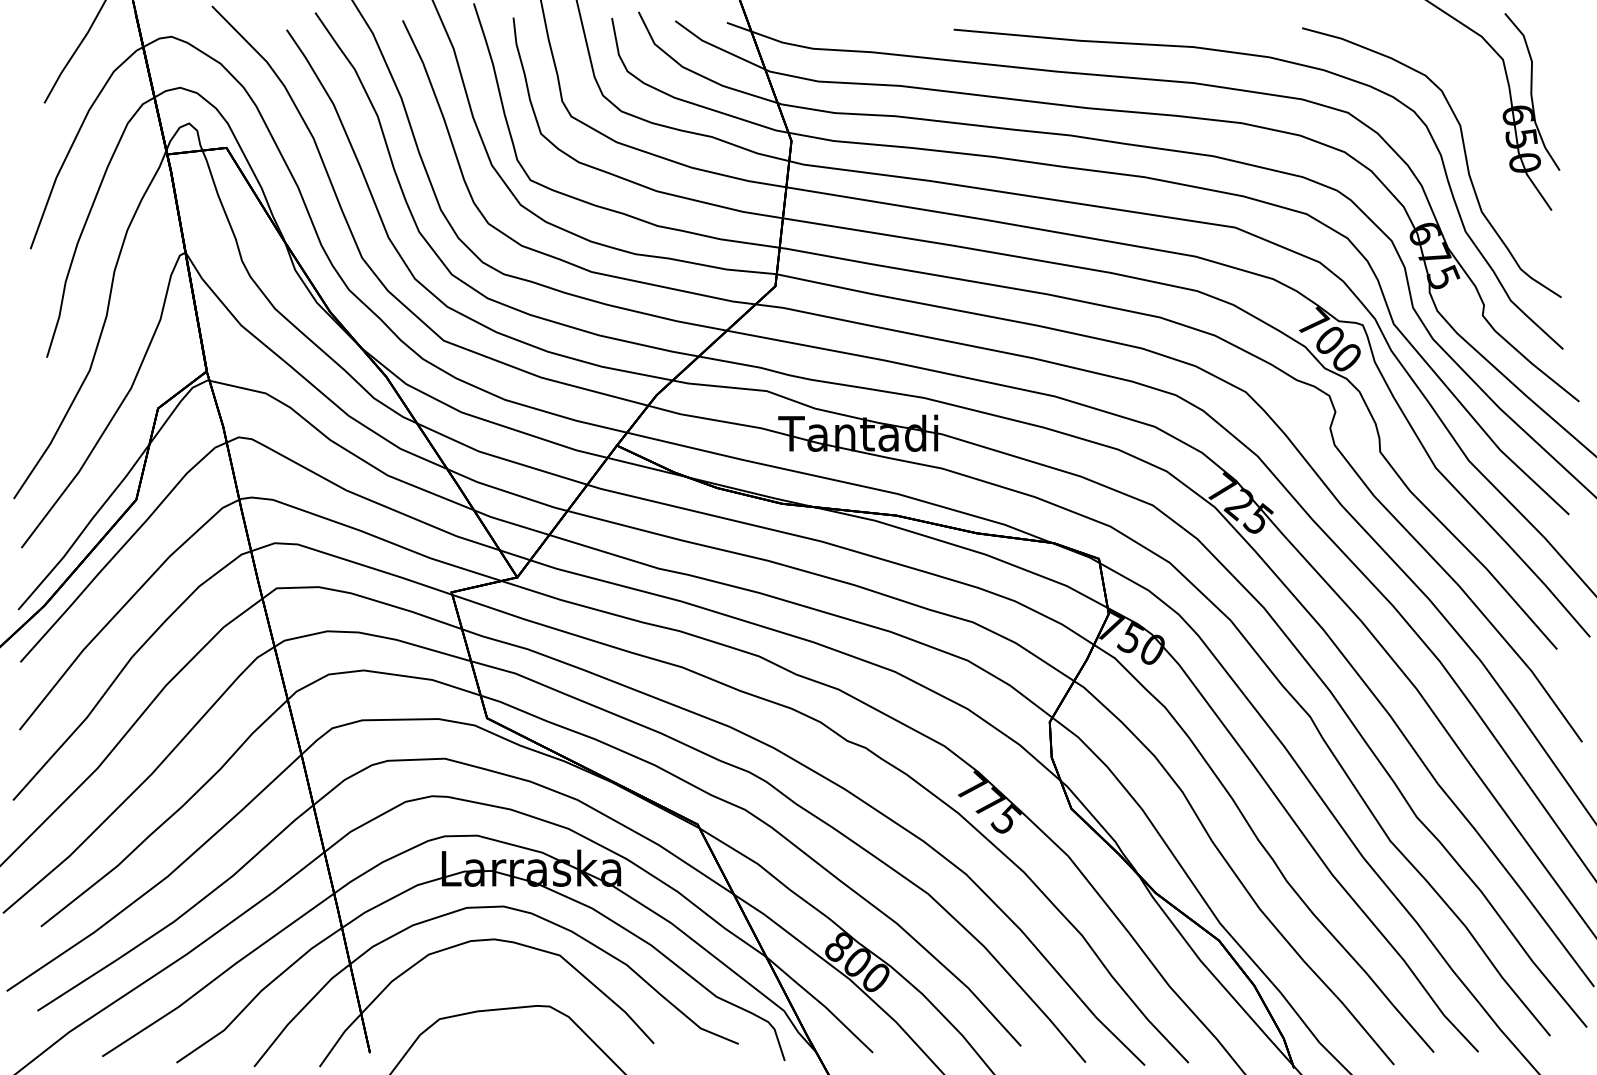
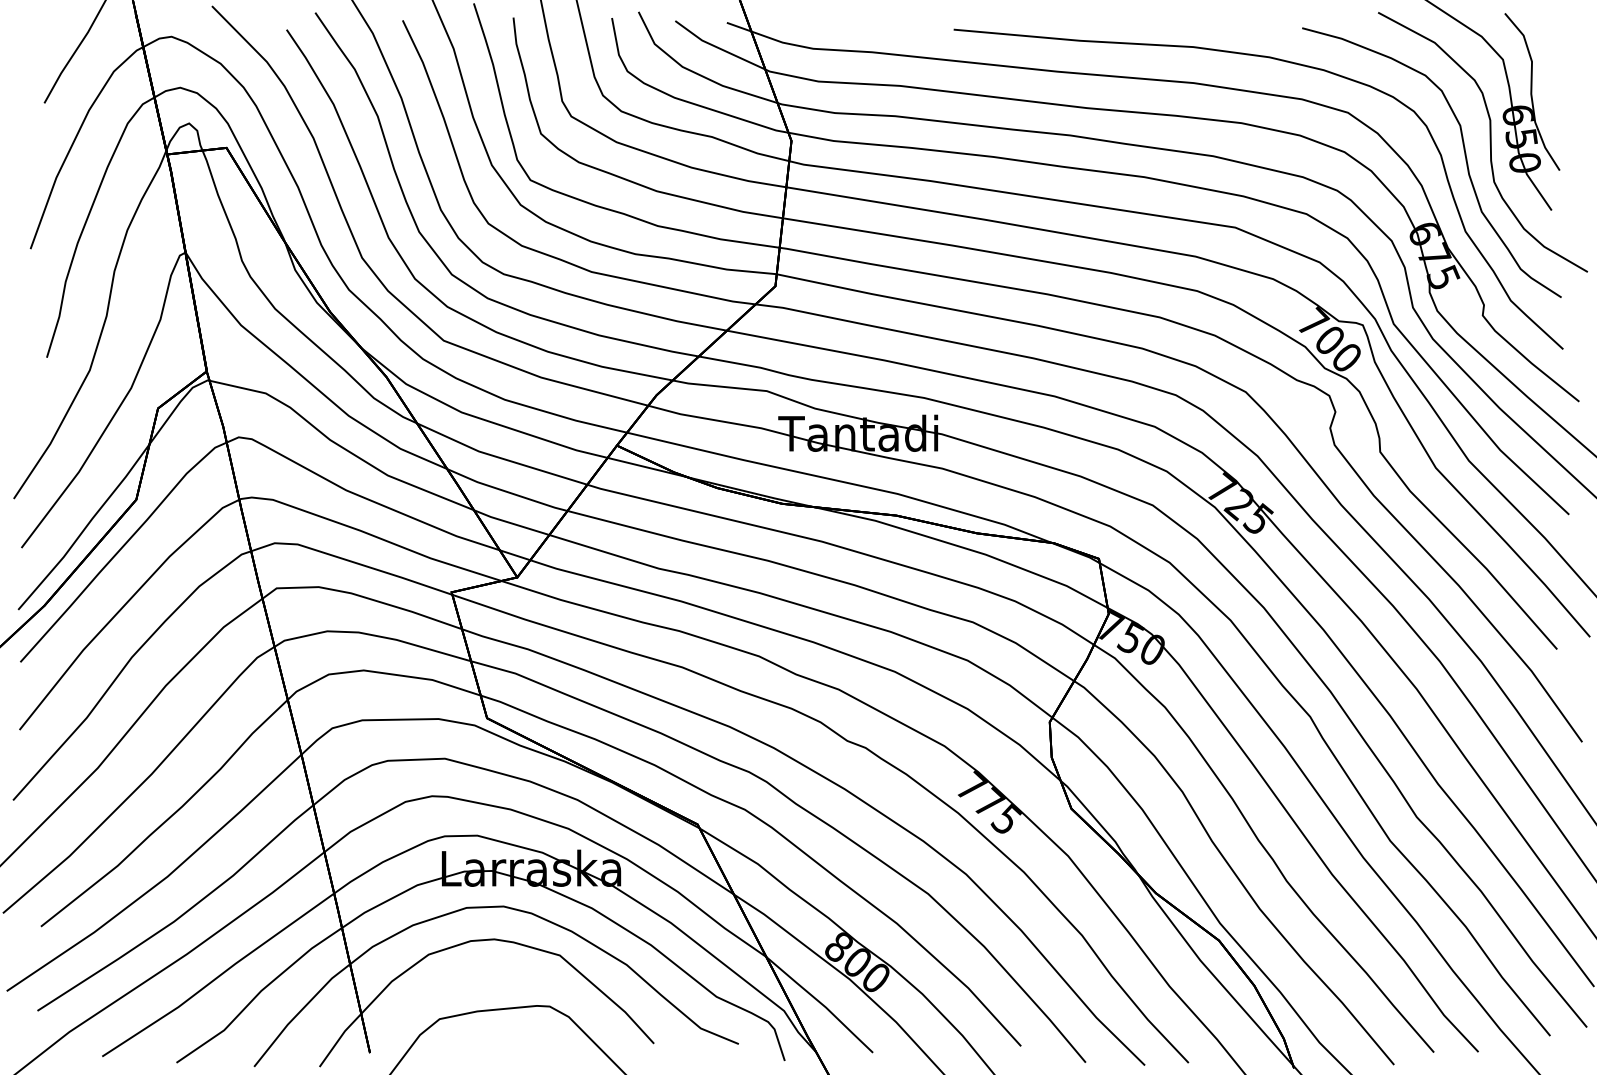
part: none -> present (1483, 142)
